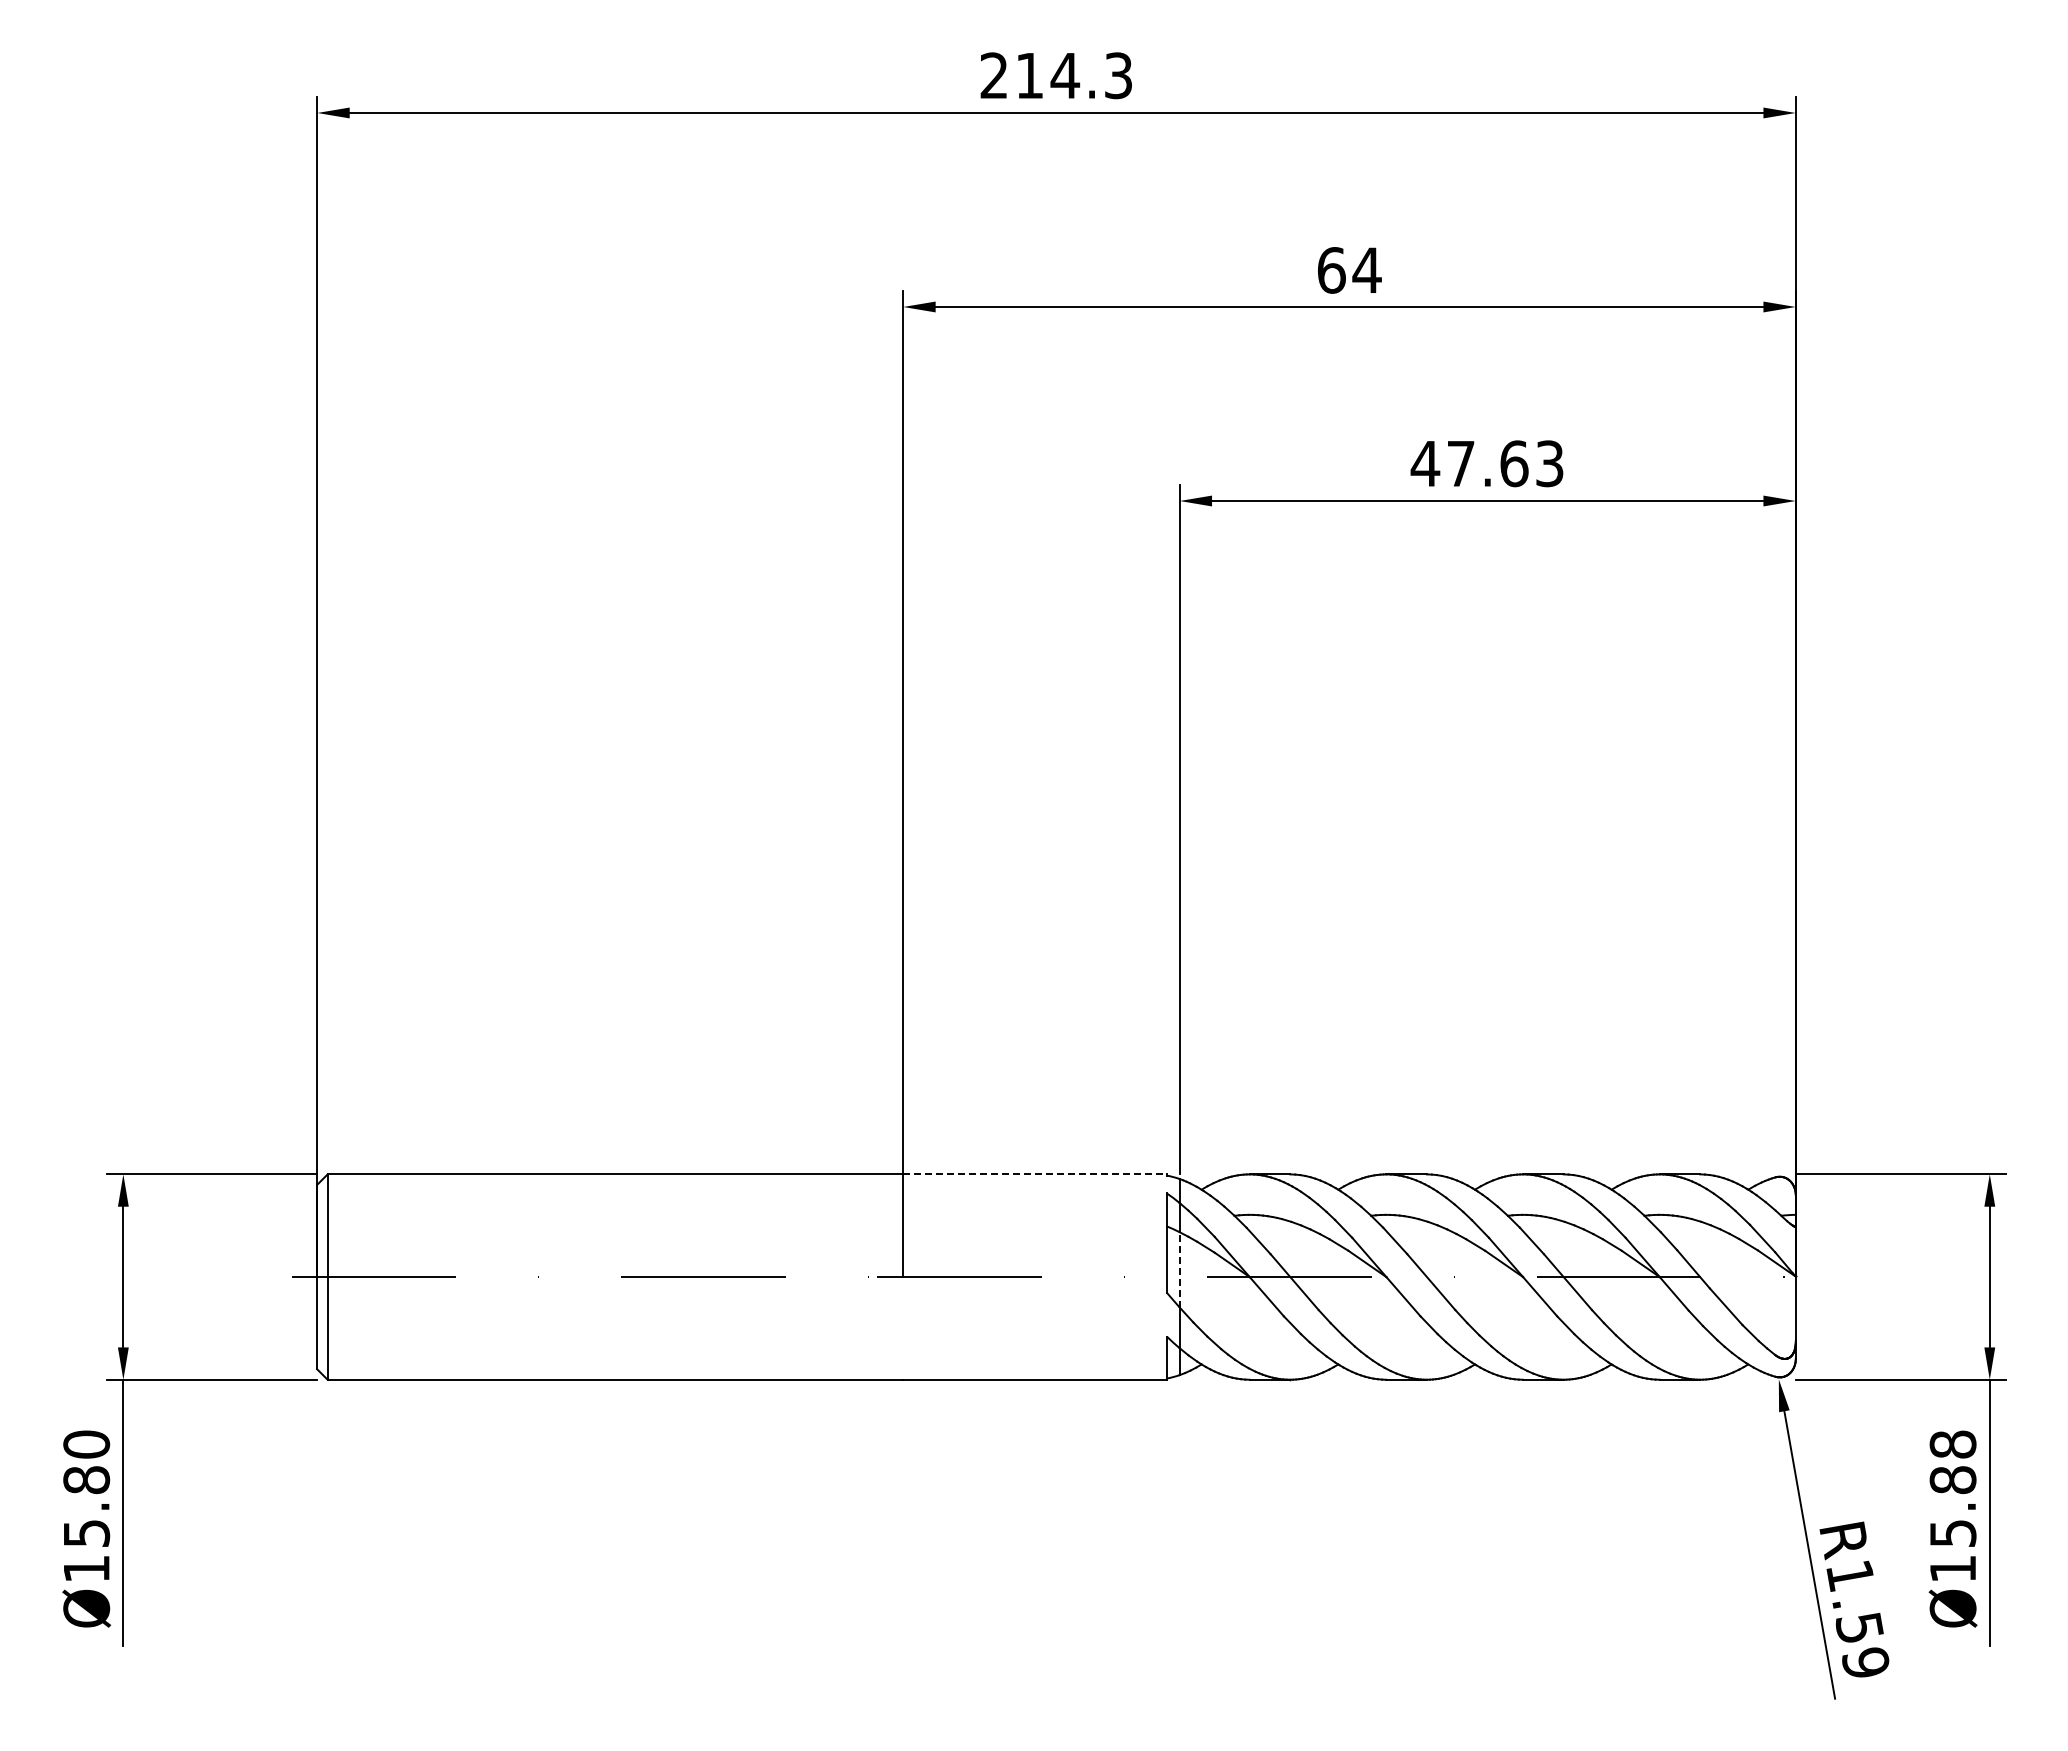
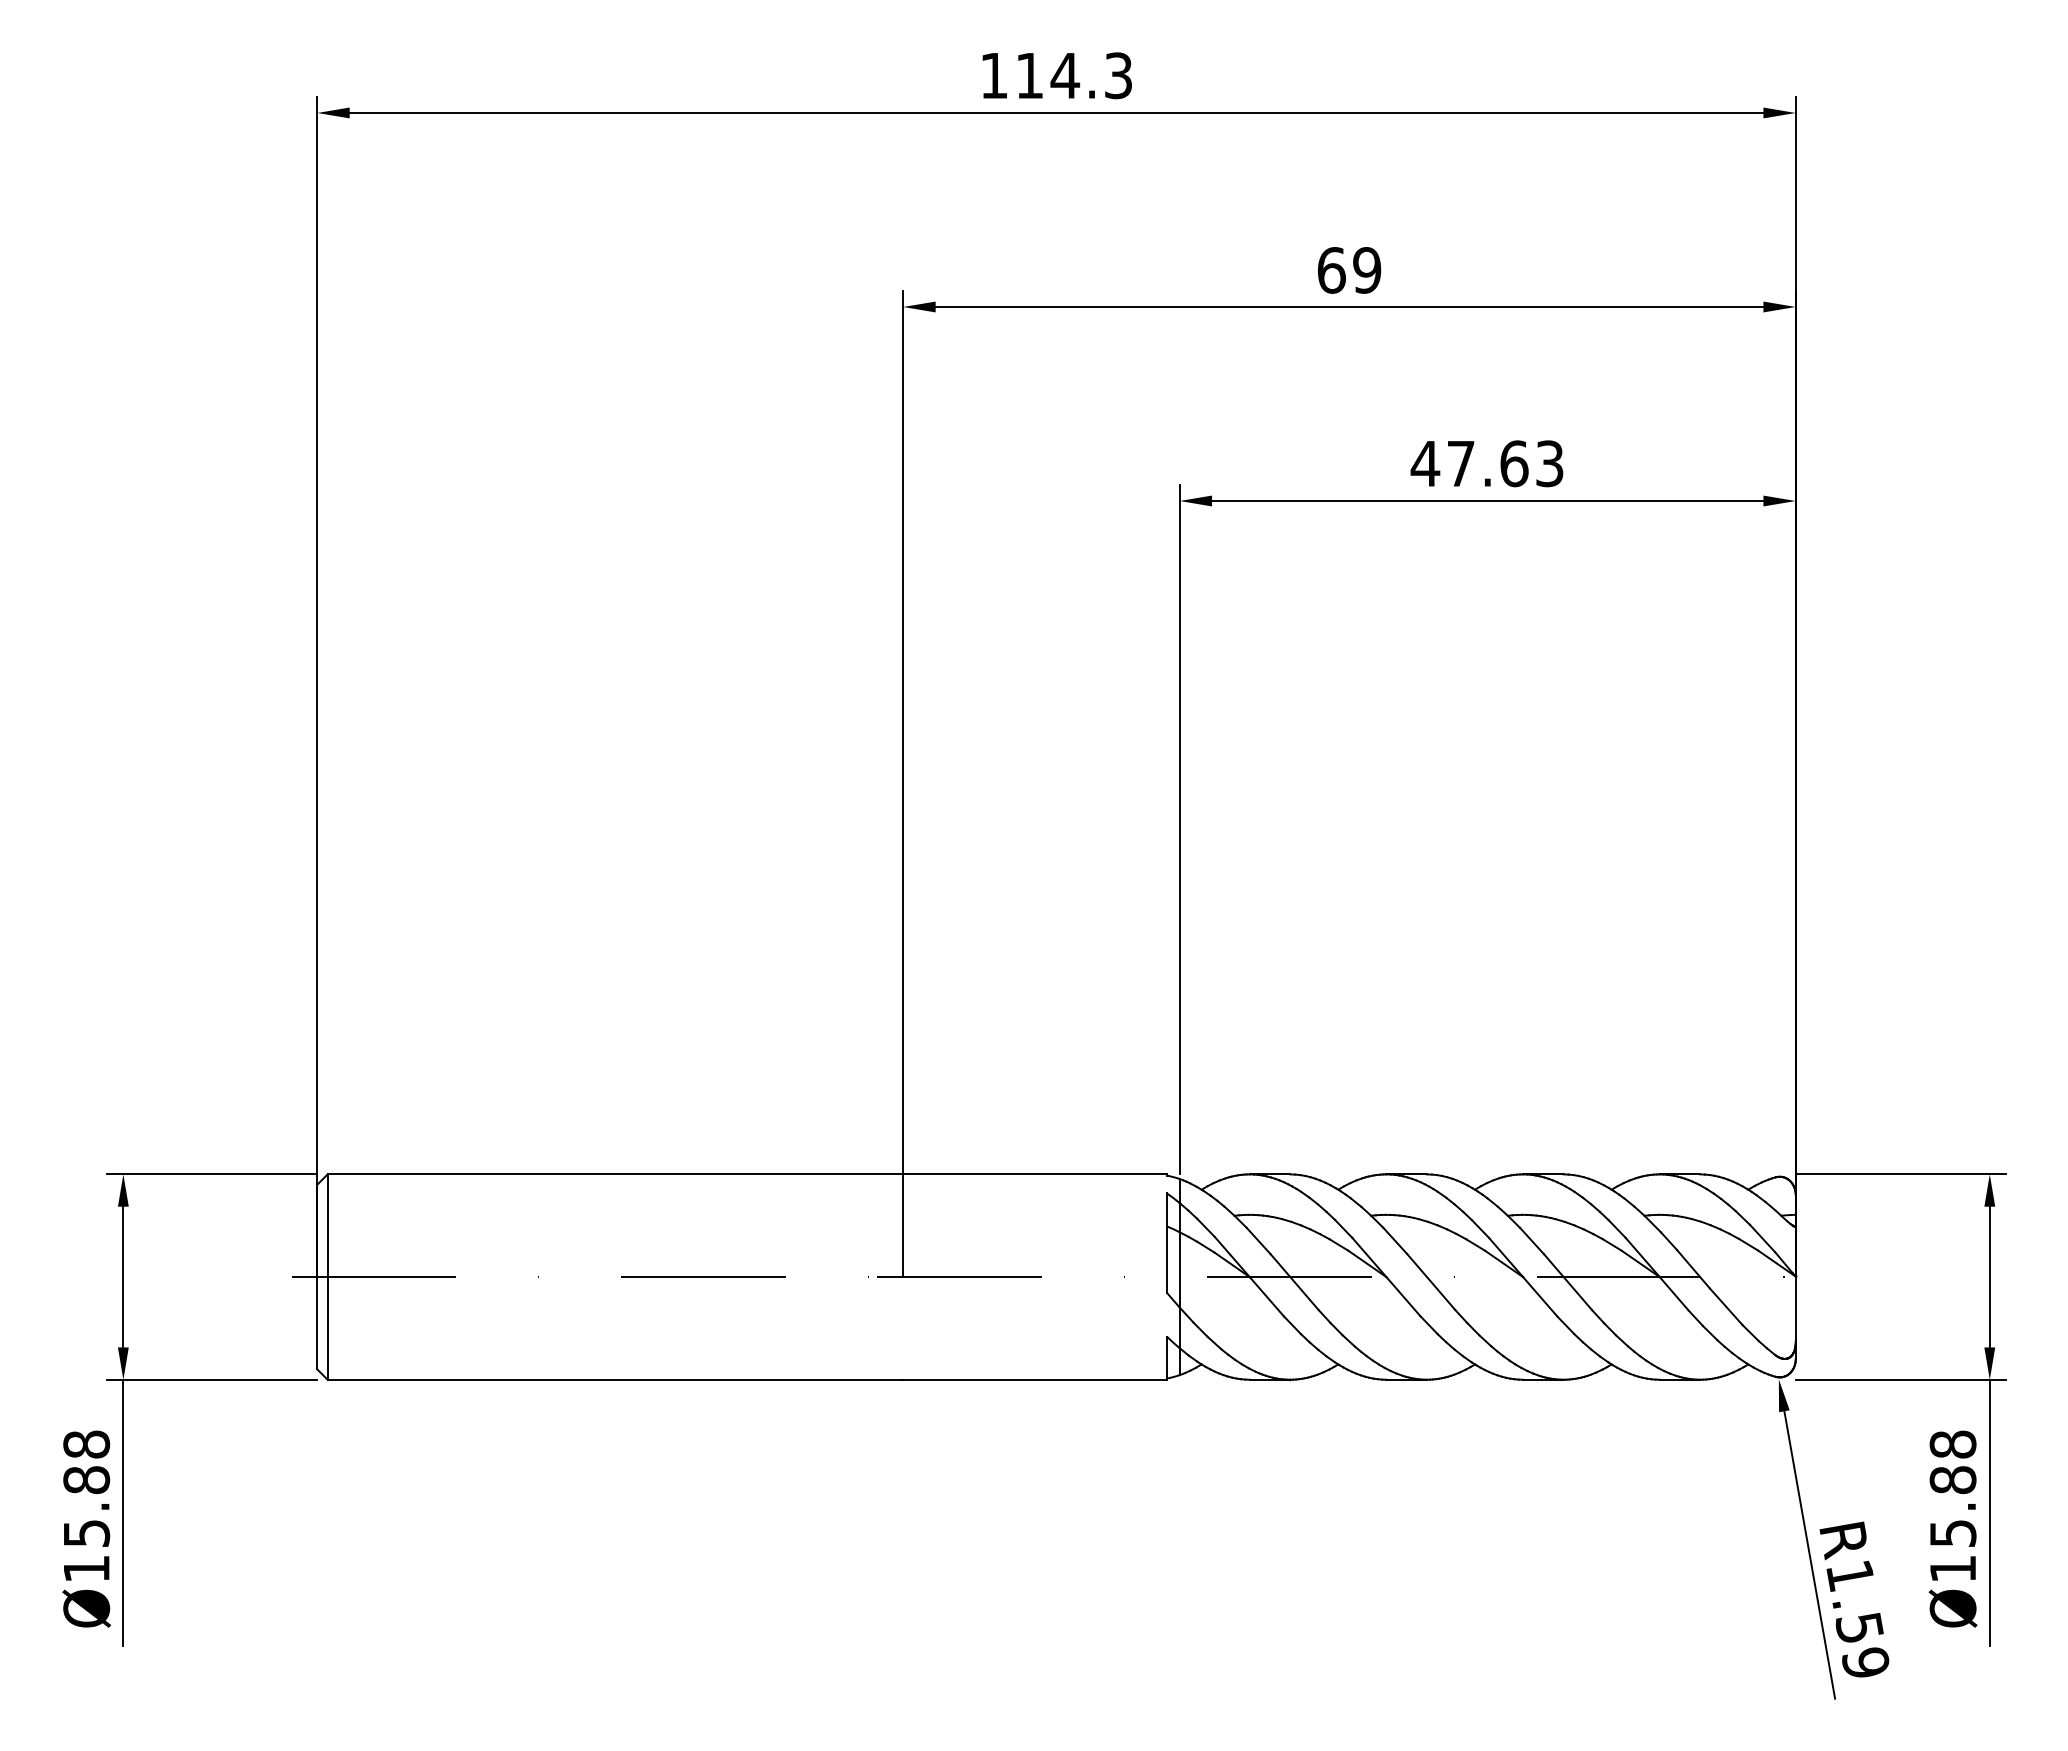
text: 214.3 -> 114.3 (993, 75)
text: 64 -> 69 (1366, 270)
line: dashed -> solid (1035, 1174)
line: dashed -> solid (1179, 1269)
text: Ø15.80 -> Ø15.88 (86, 1444)
